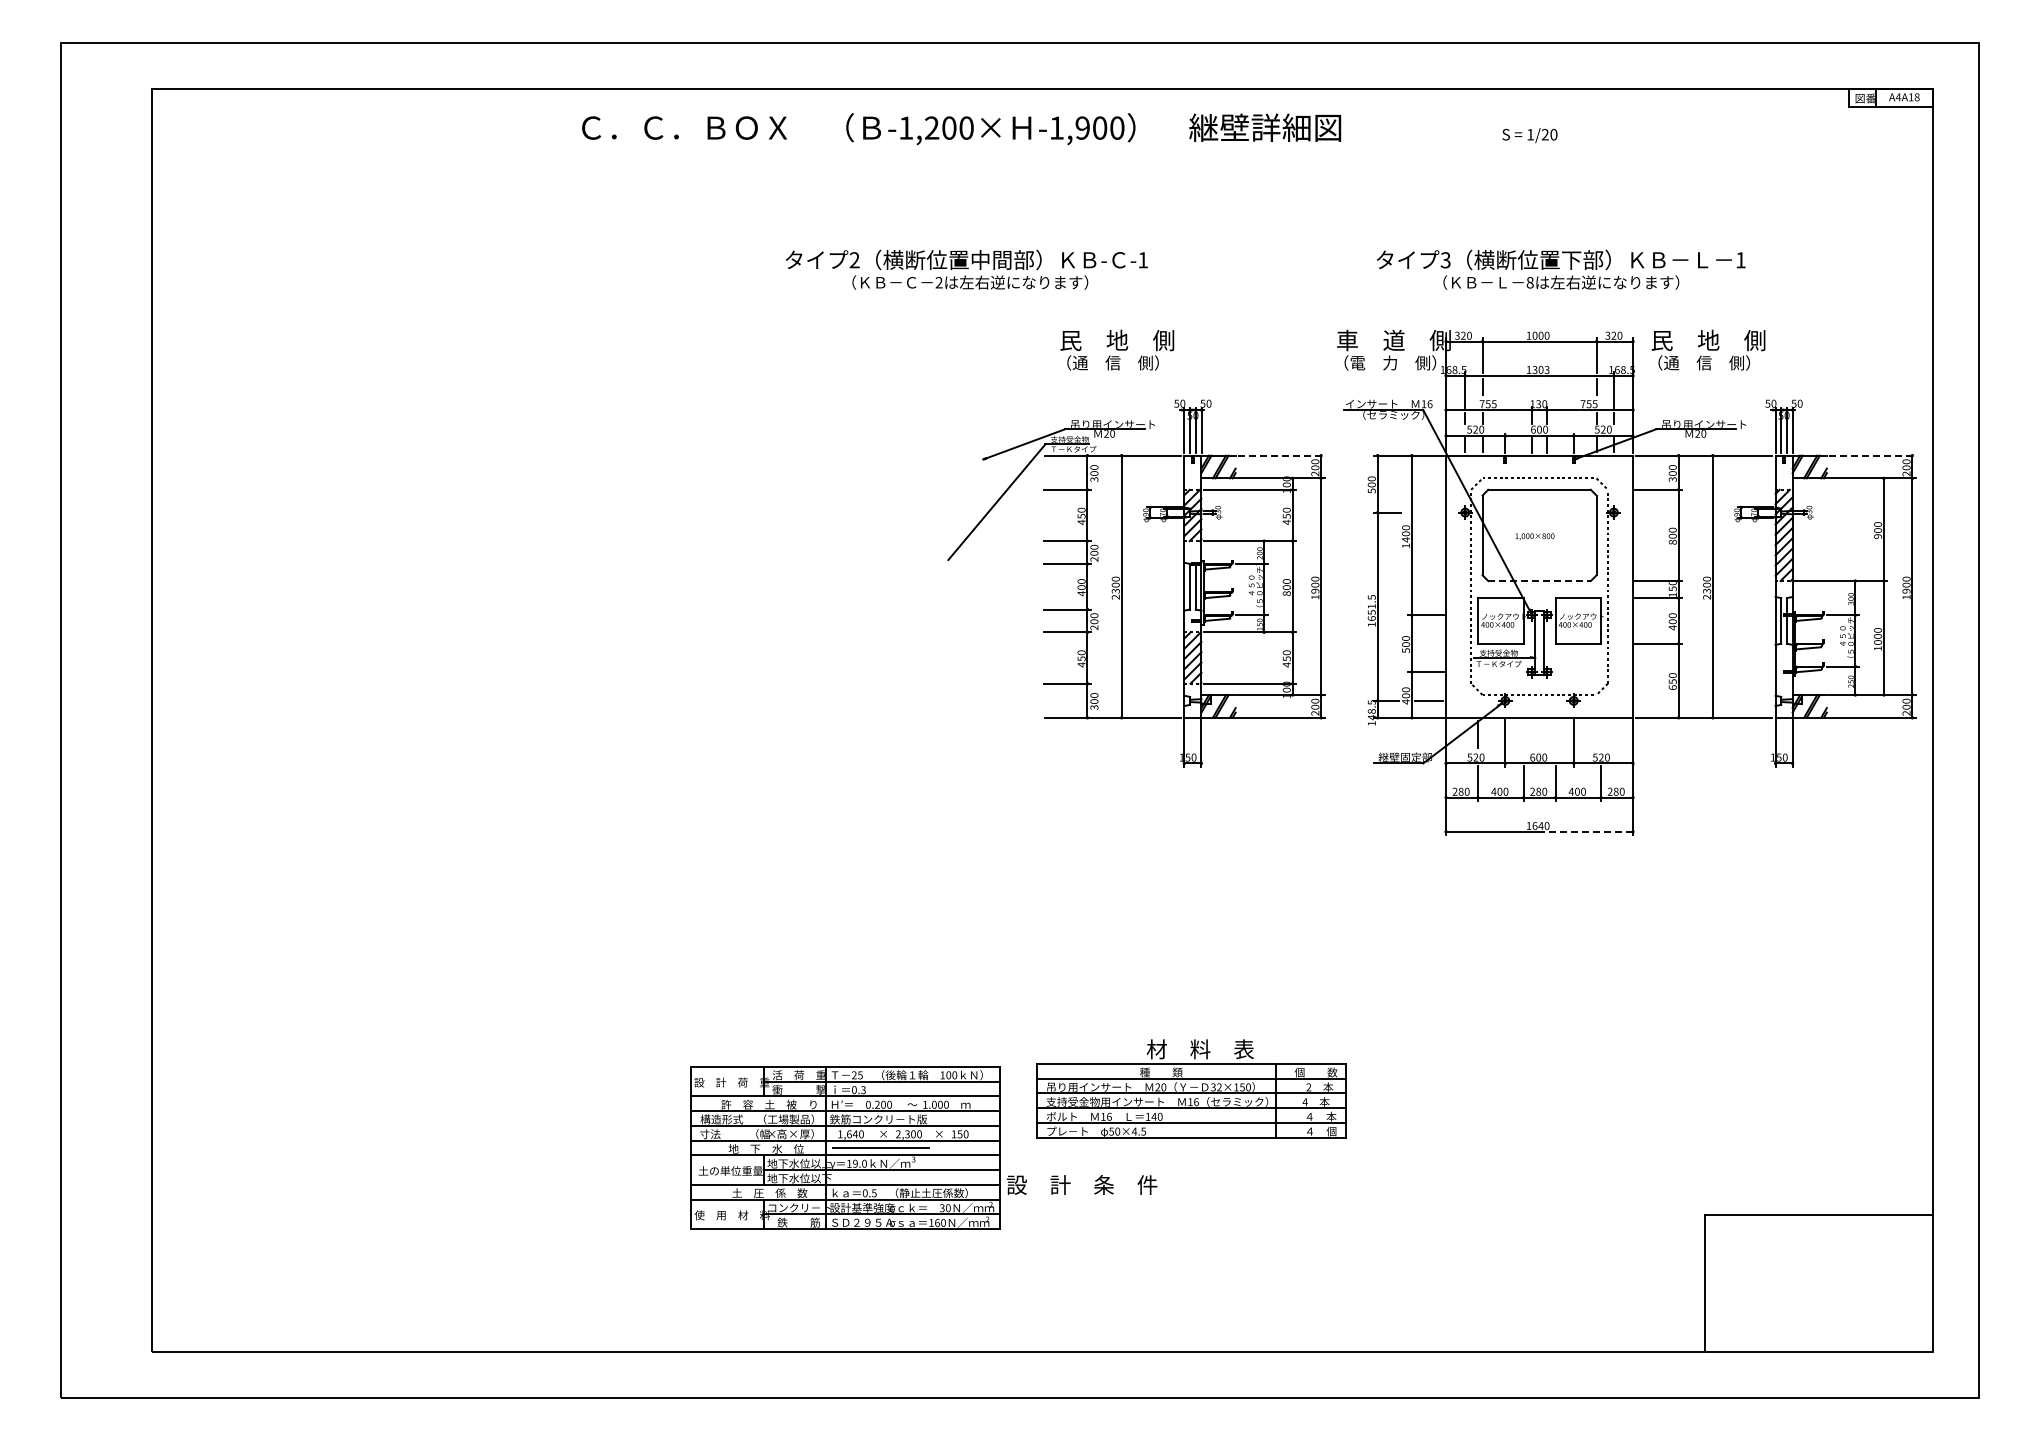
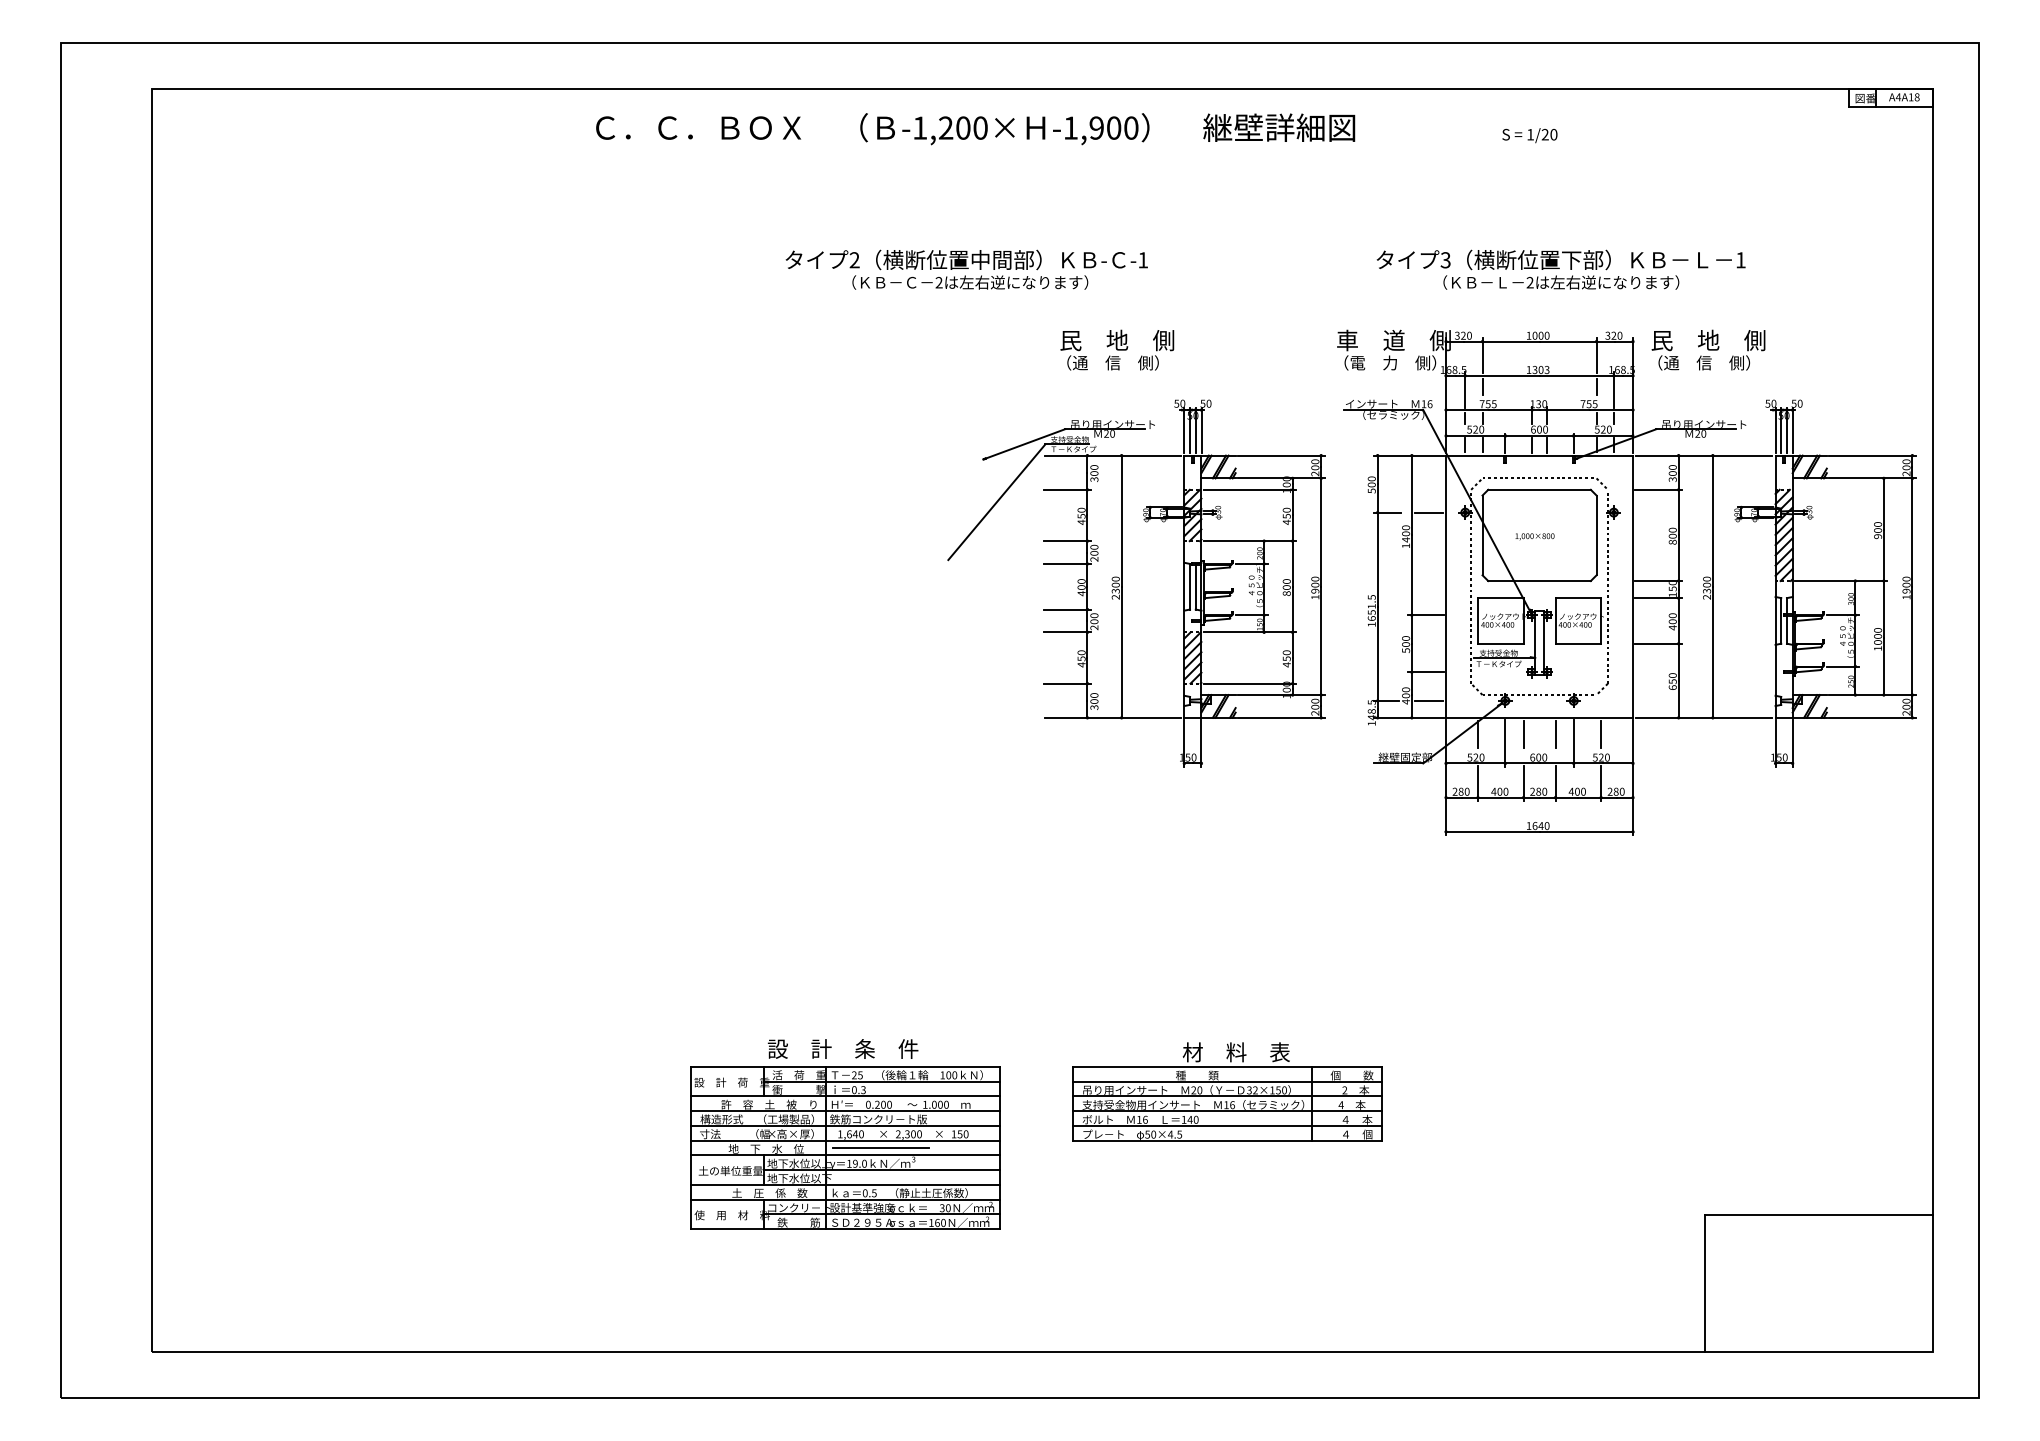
text position: (961, 129) -> (975, 129) (975, 129)
text: 8 -> 2 (1529, 282)
line: dashed -> solid (1281, 455)
line: dashed -> solid (1872, 455)
line: none -> present (1428, 512)
line: dashed -> solid (1540, 581)
line: none -> present (1523, 734)
line: none -> present (1555, 734)
line: none -> present (1601, 734)
line: dashed -> solid (1586, 831)
part position: (1191, 1088) -> (1227, 1091) (1227, 1091)
text position: (1081, 1184) -> (842, 1048) (842, 1048)
